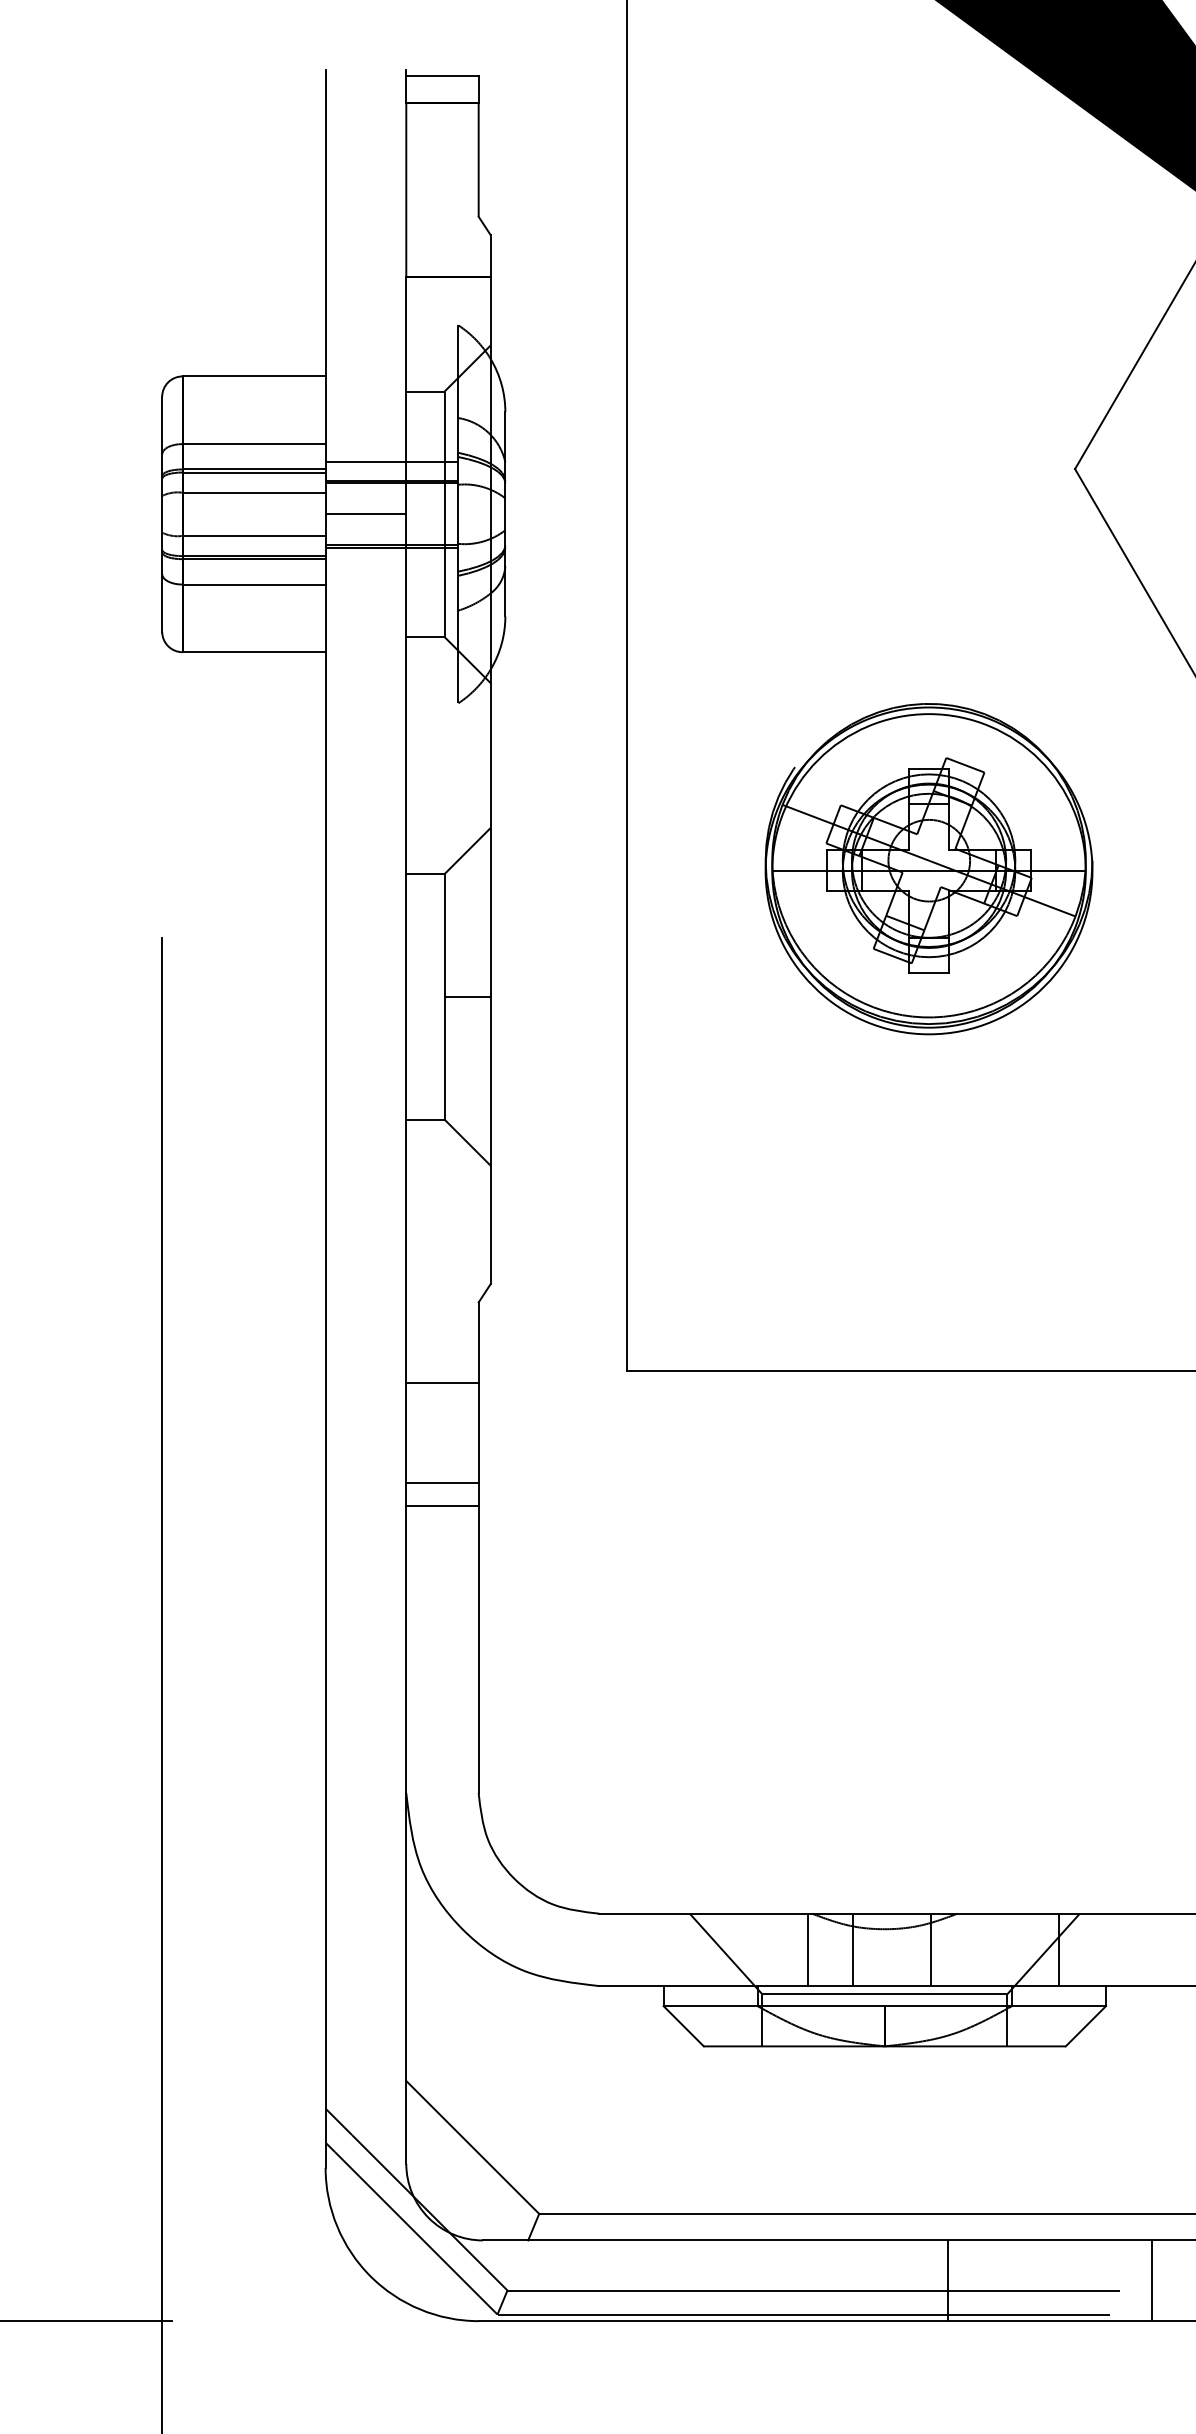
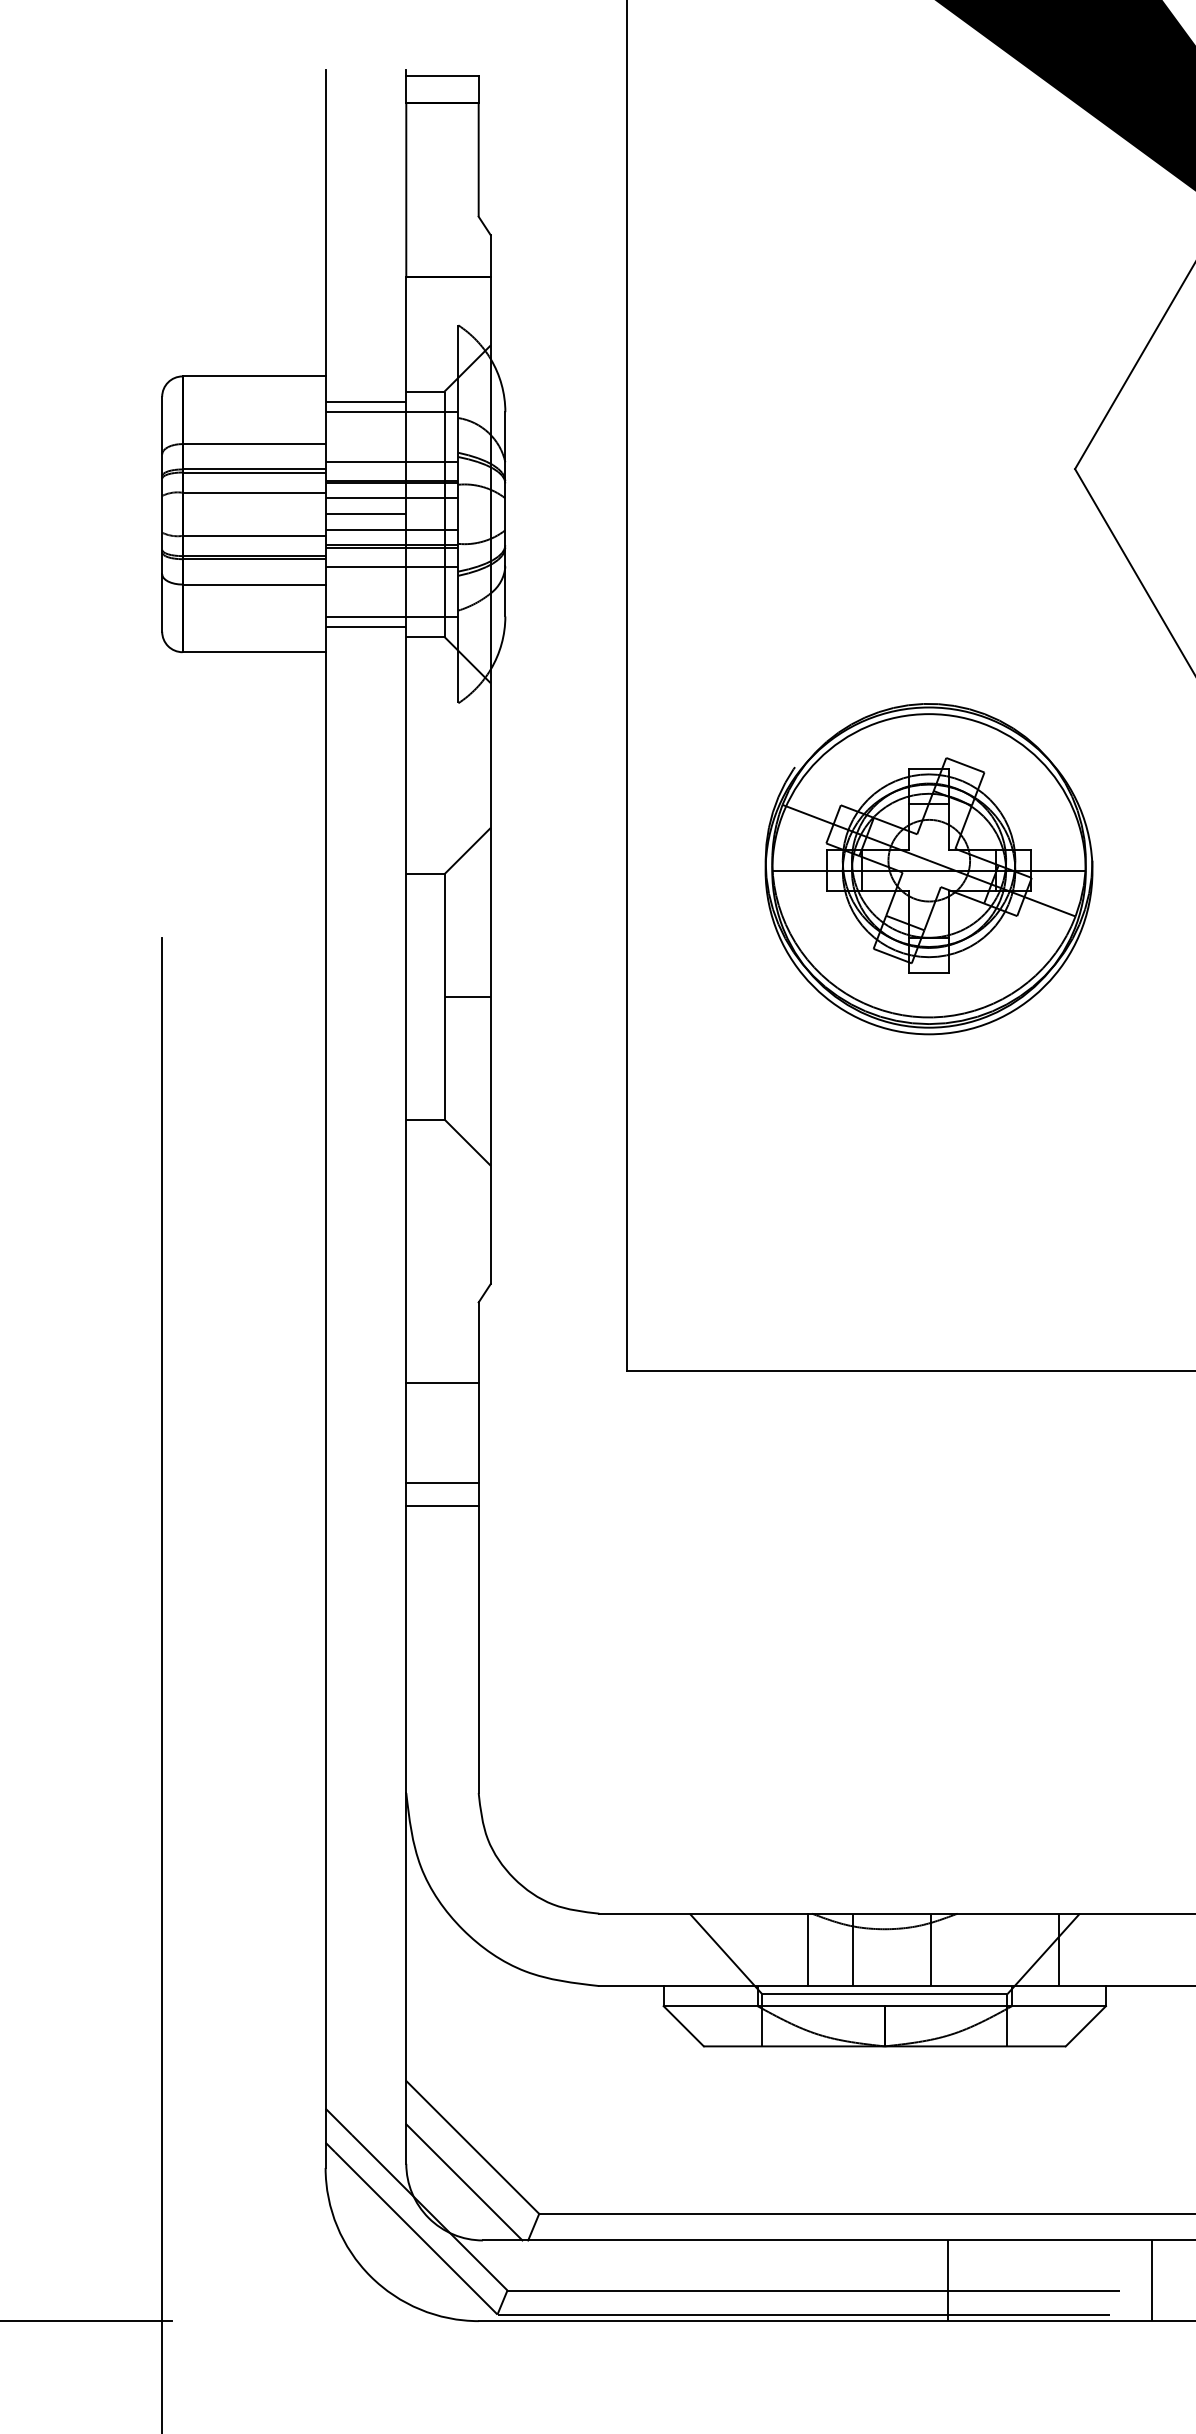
line: none -> present (365, 401)
line: none -> present (391, 411)
line: none -> present (391, 498)
line: none -> present (391, 530)
line: none -> present (391, 566)
line: none -> present (391, 616)
line: none -> present (365, 626)
line: none -> present (464, 2182)
